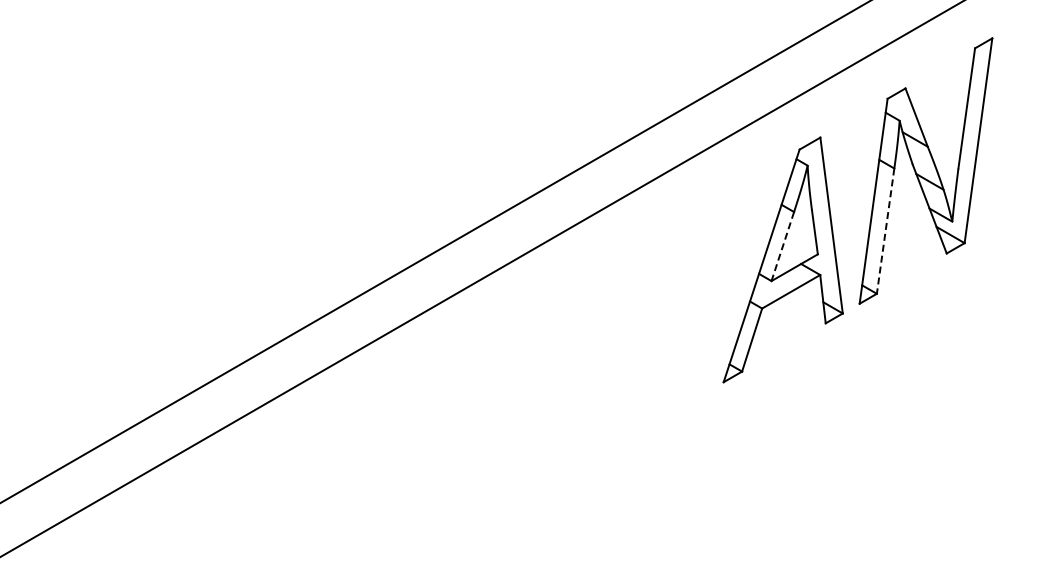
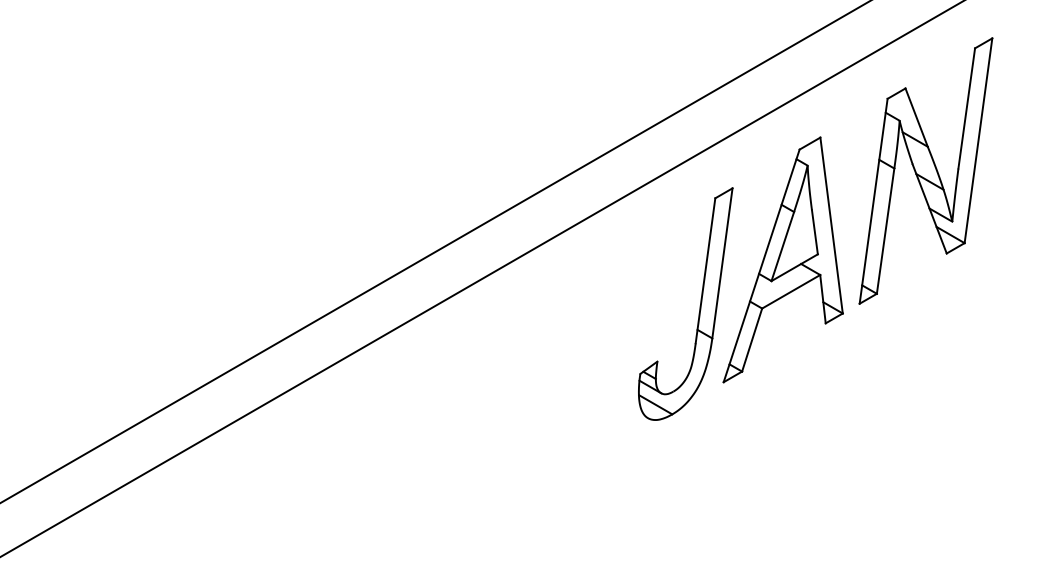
line: dashed -> solid (885, 231)
line: dashed -> solid (782, 247)
part: none -> present (699, 305)
